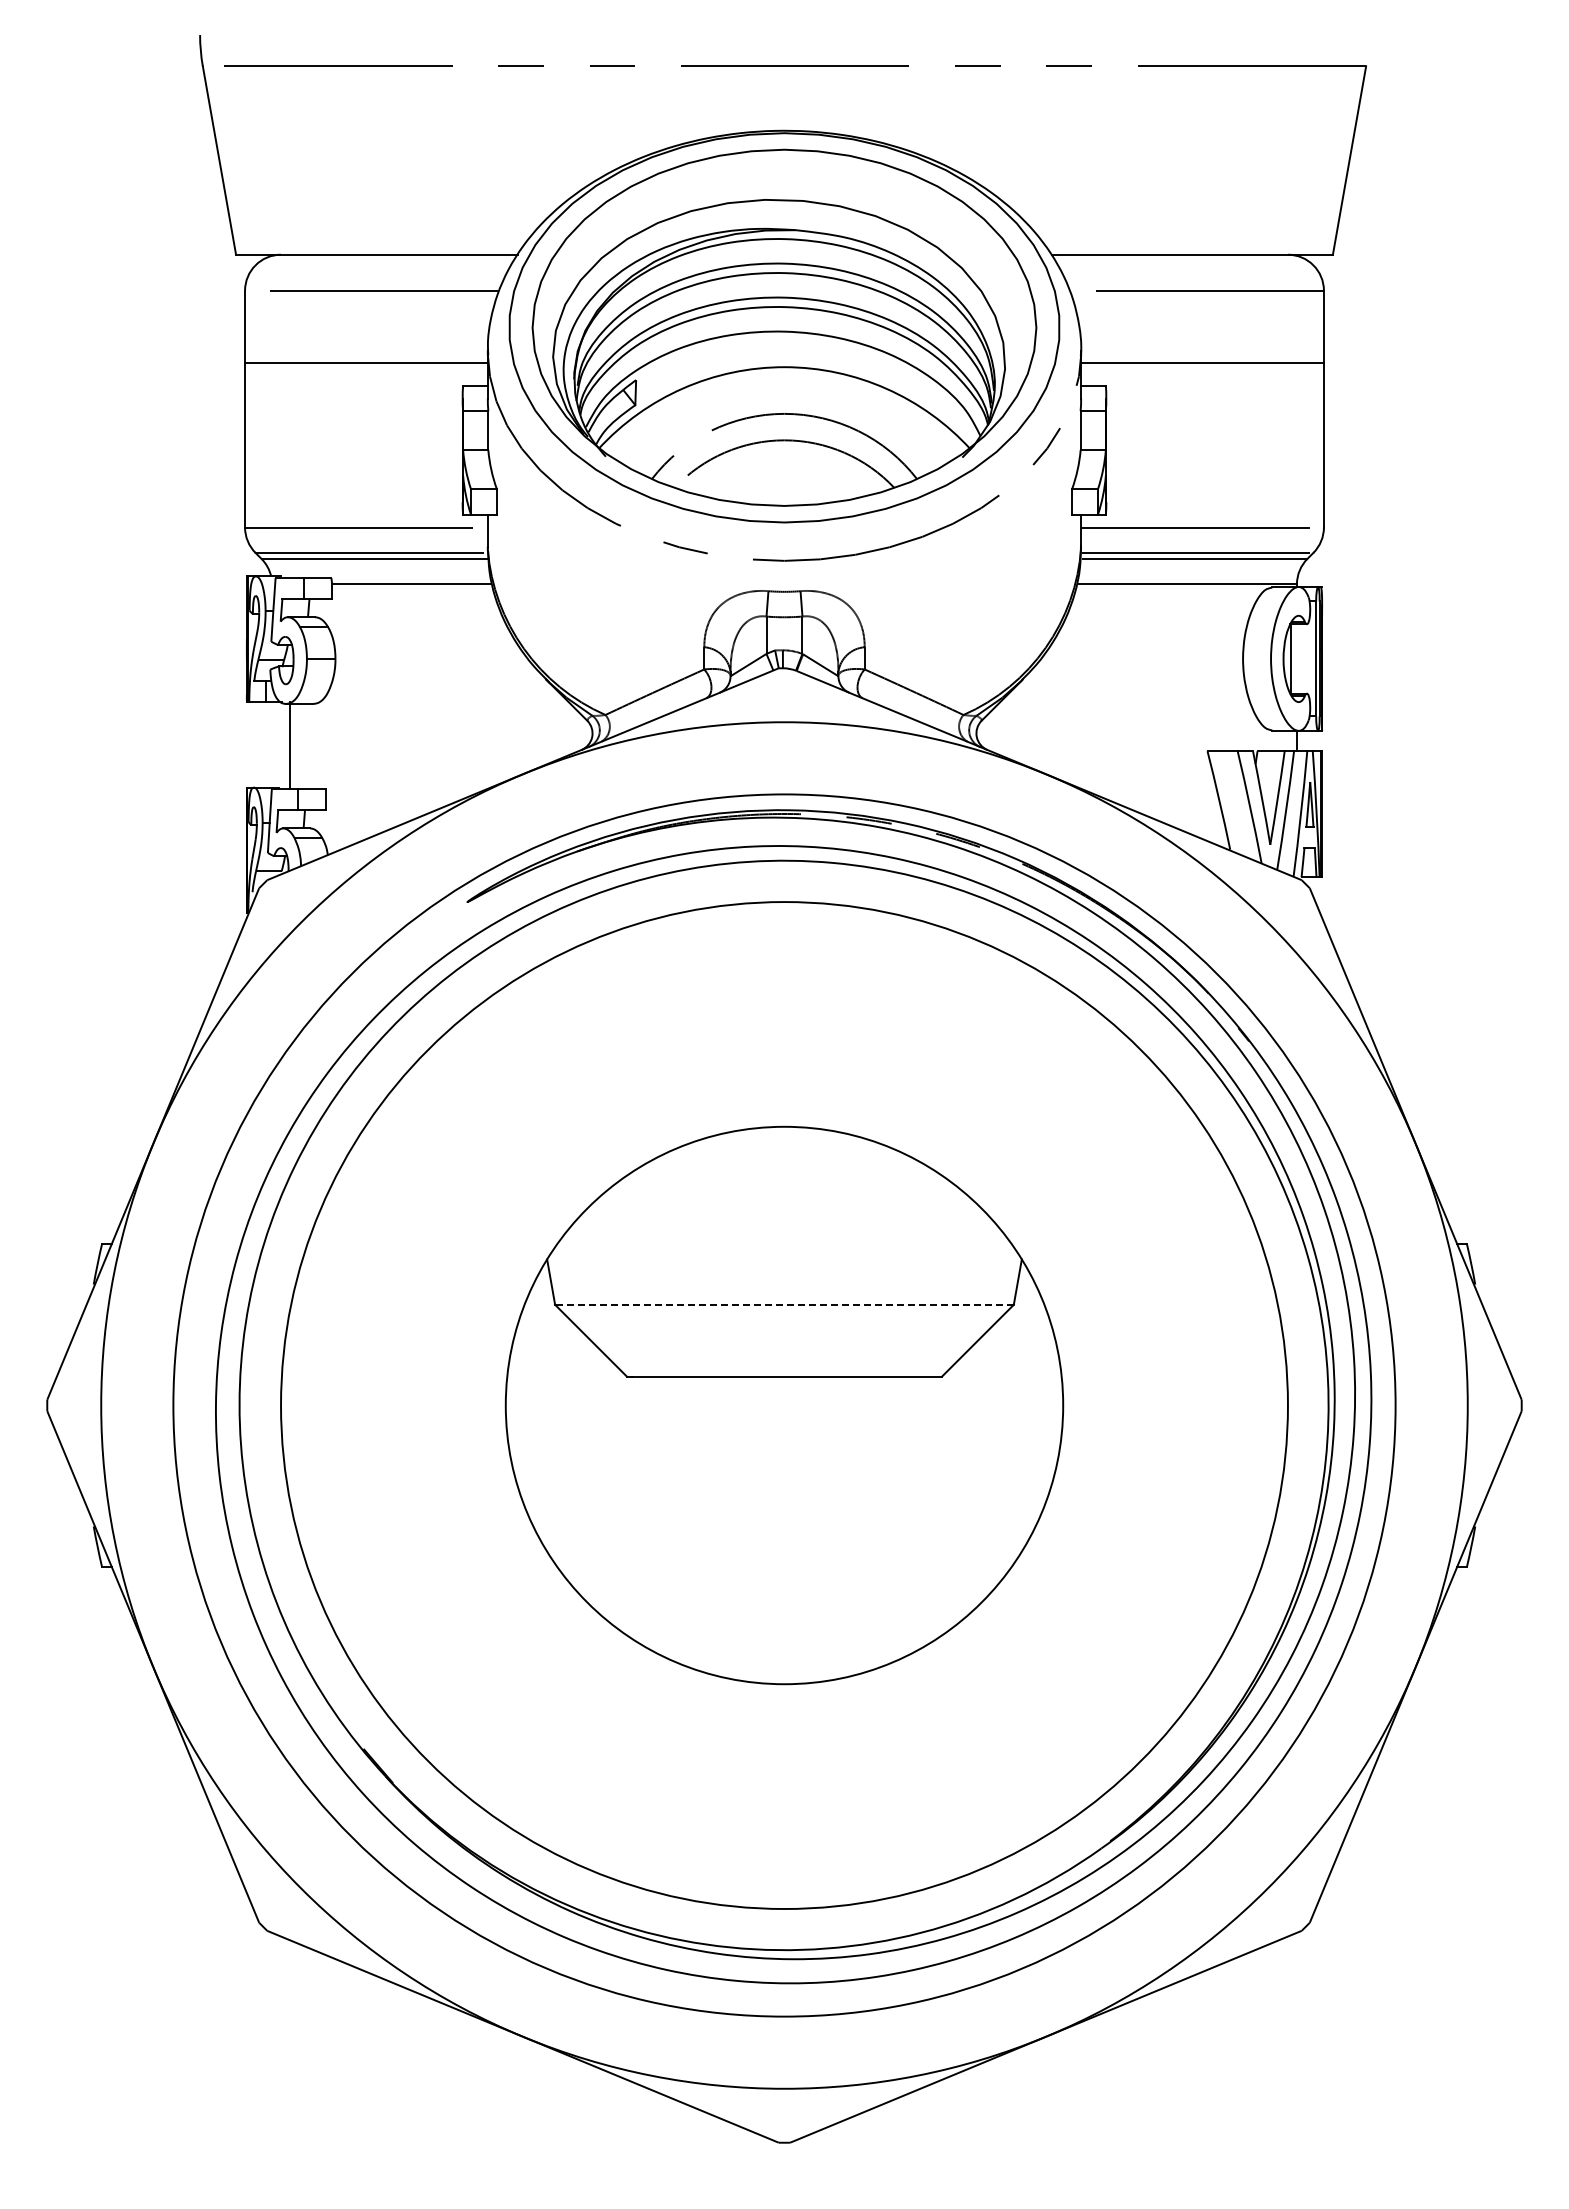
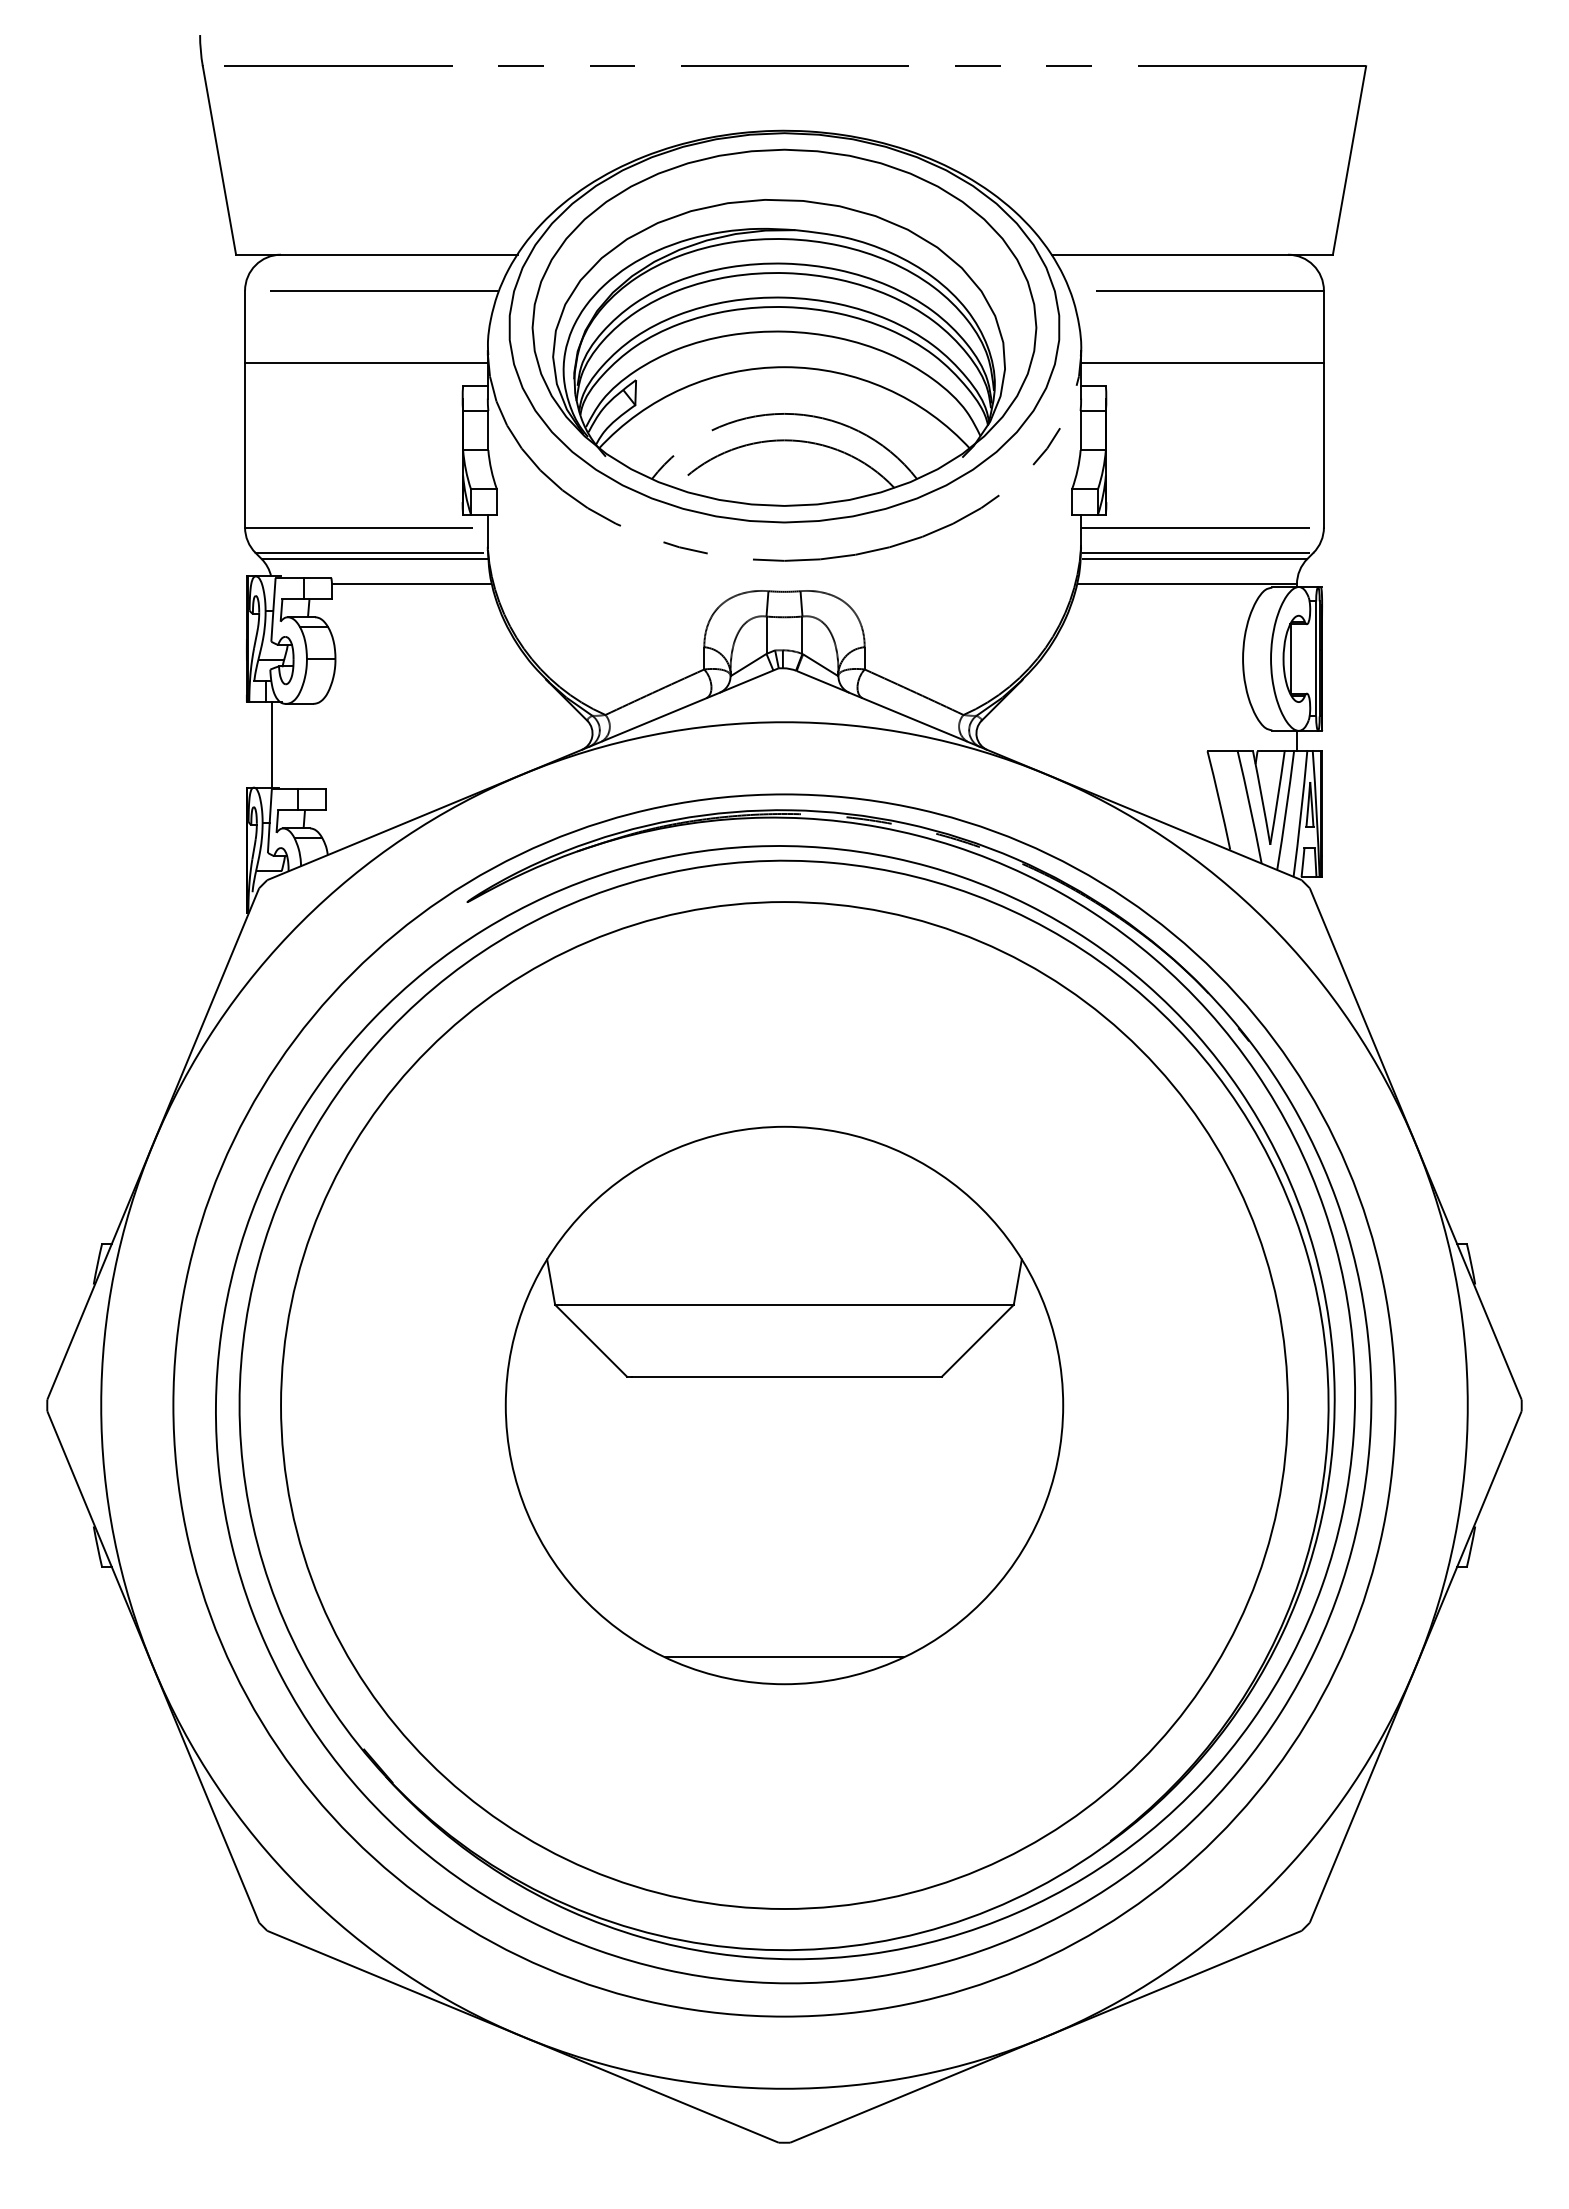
line position: (290, 744) -> (272, 744) (272, 744)
line: dashed -> solid (787, 1304)
line: none -> present (784, 1657)
